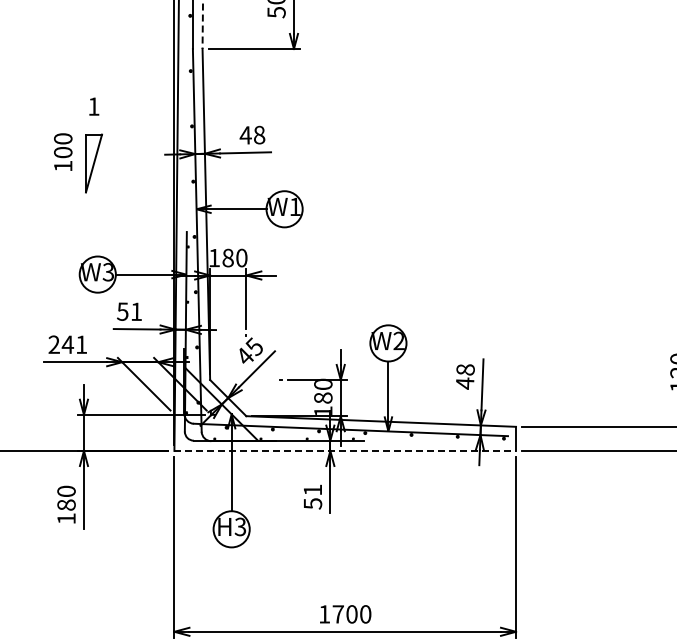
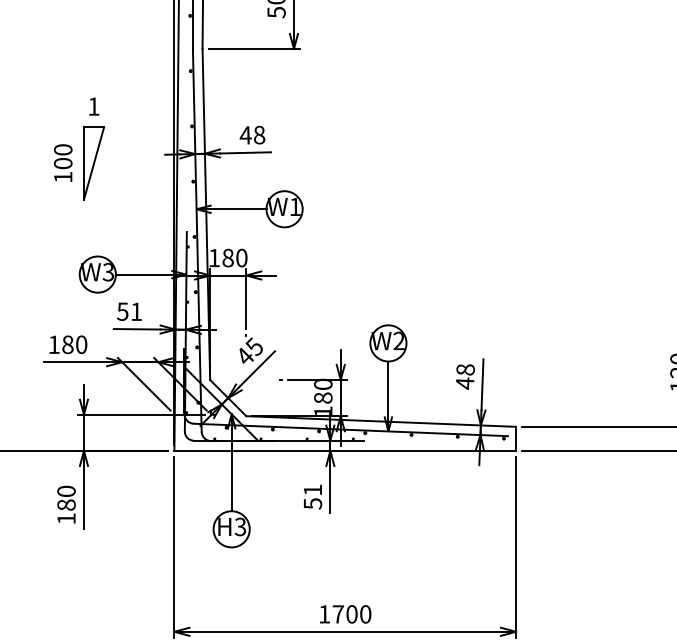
line: dashed -> solid (202, 25)
text position: (63, 151) -> (63, 162) (63, 162)
part size: 18x61 px -> 22x75 px (93, 163)
text: 241 -> 180 (67, 344)
line: dashed -> solid (345, 450)
